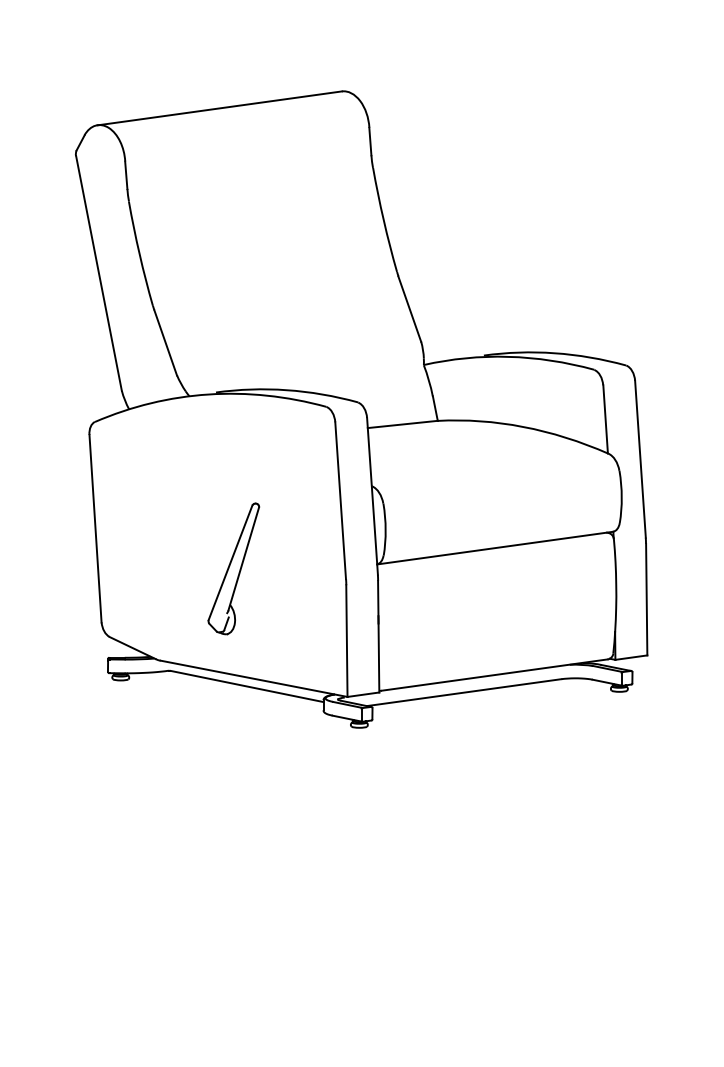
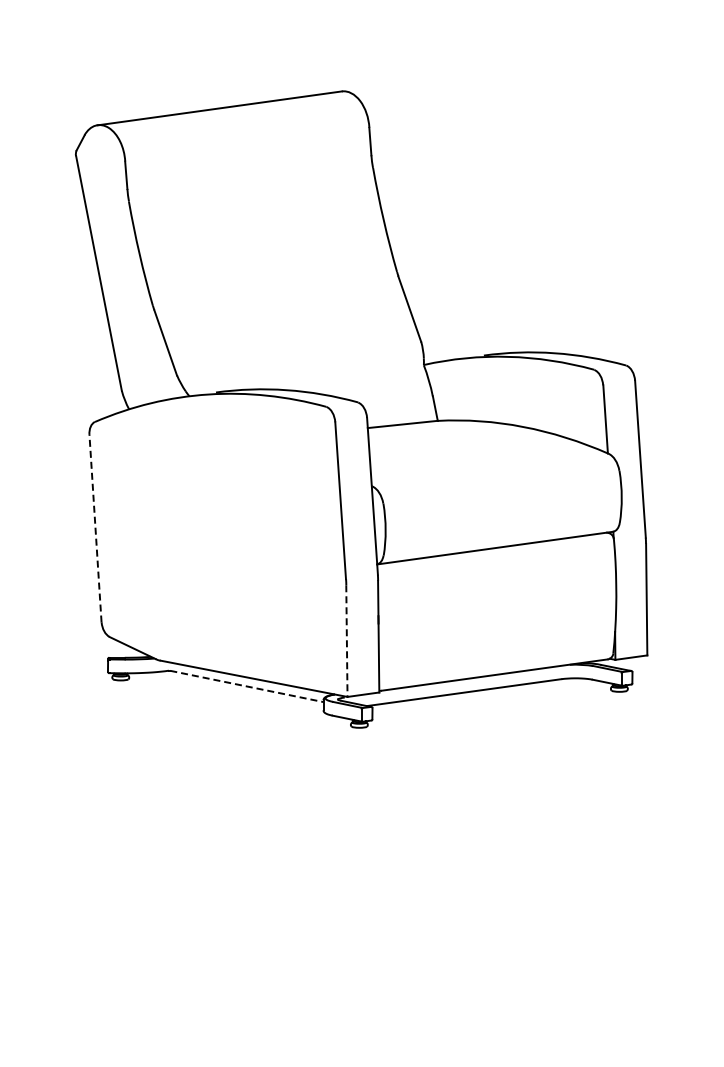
line: solid -> dashed (95, 528)
part: present -> none (233, 568)
line: solid -> dashed (346, 641)
line: solid -> dashed (247, 686)
